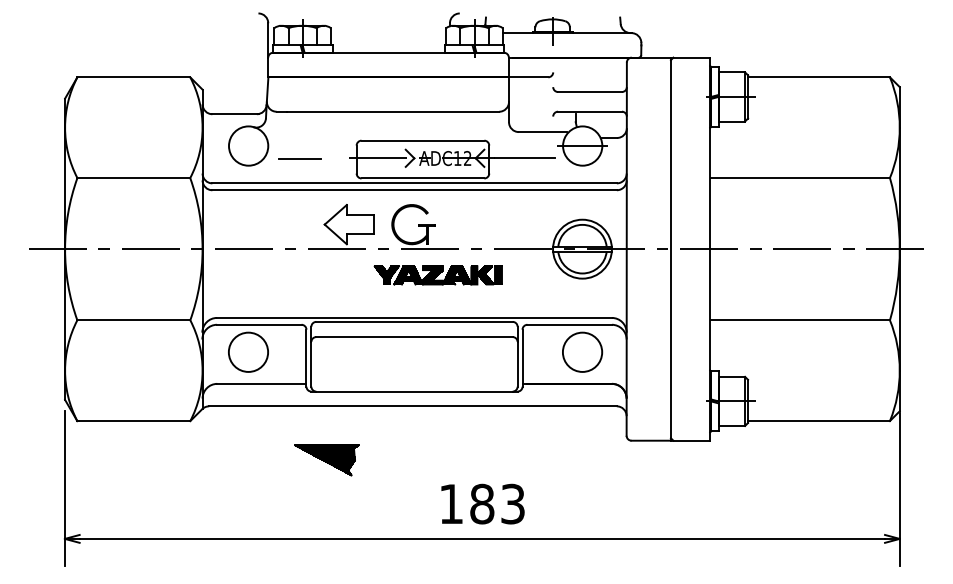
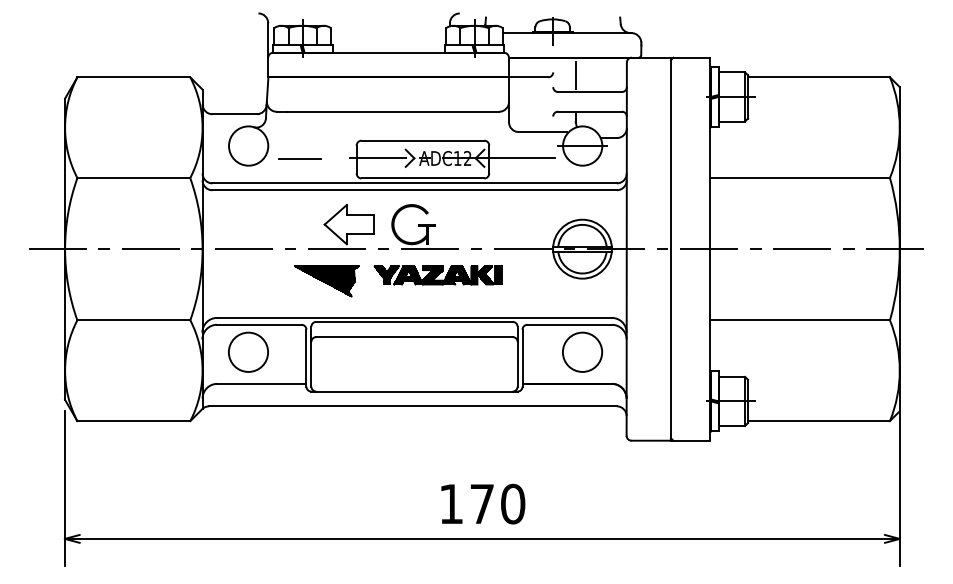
line: none -> present (575, 75)
part position: (326, 460) -> (326, 281) (326, 281)
text: 183 -> 170 (497, 503)
